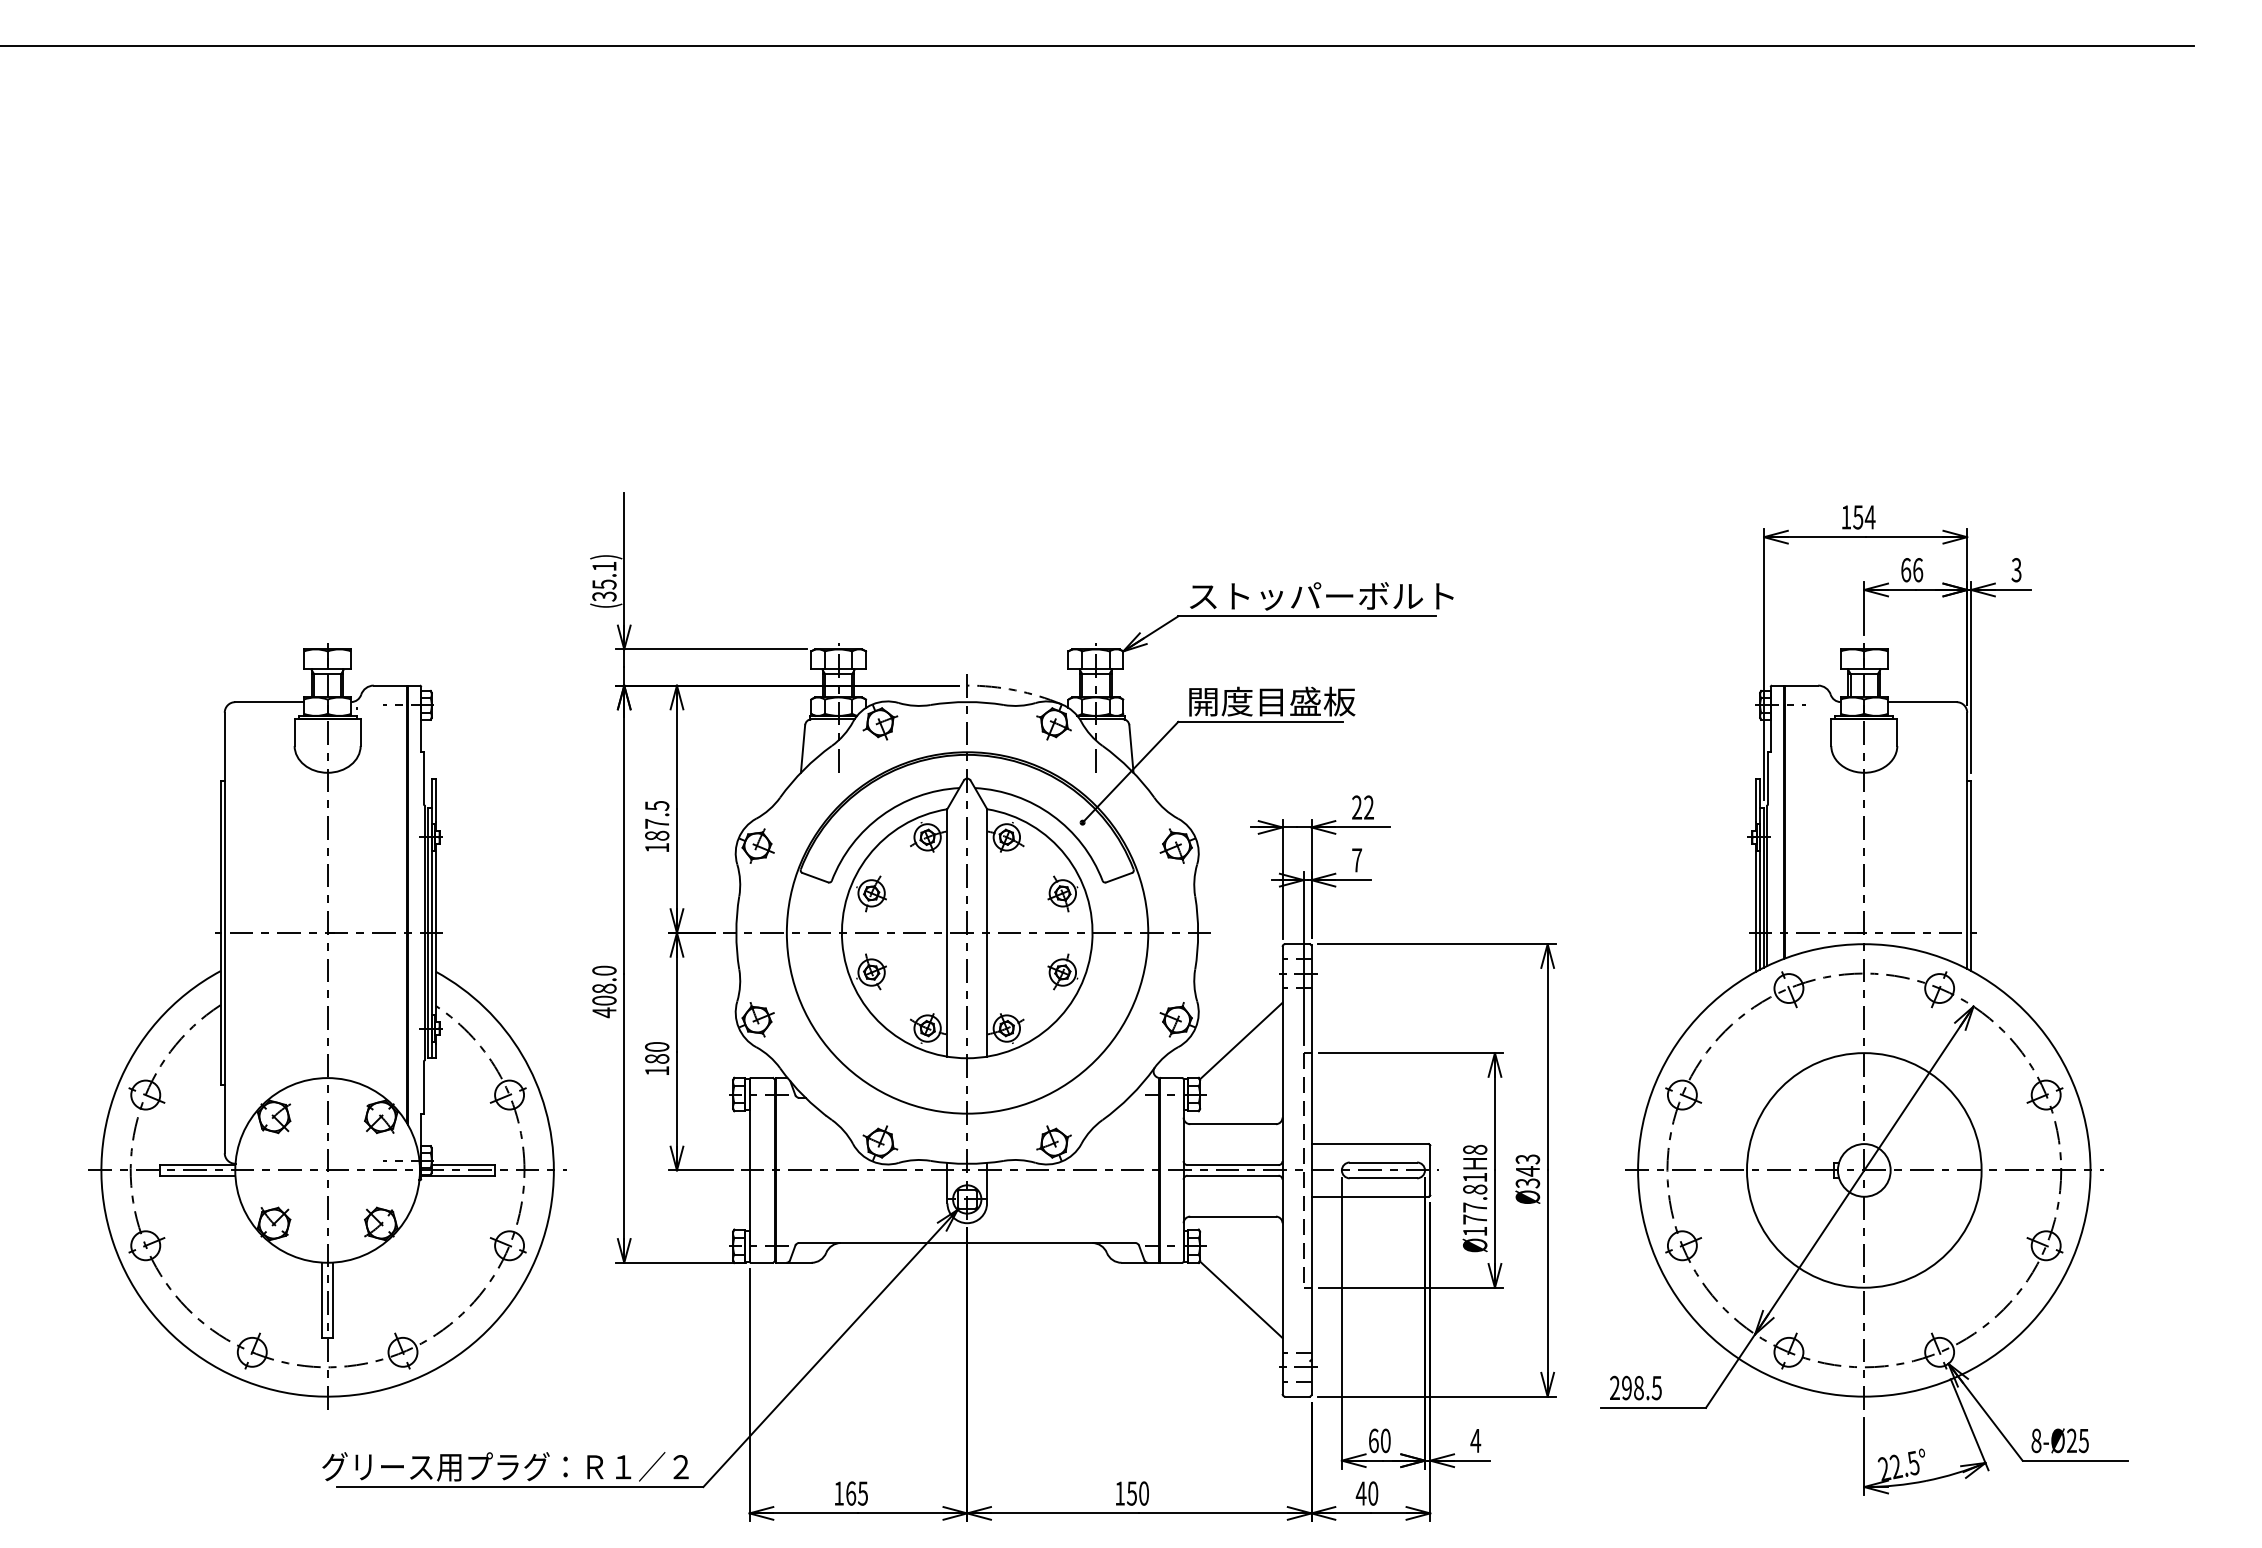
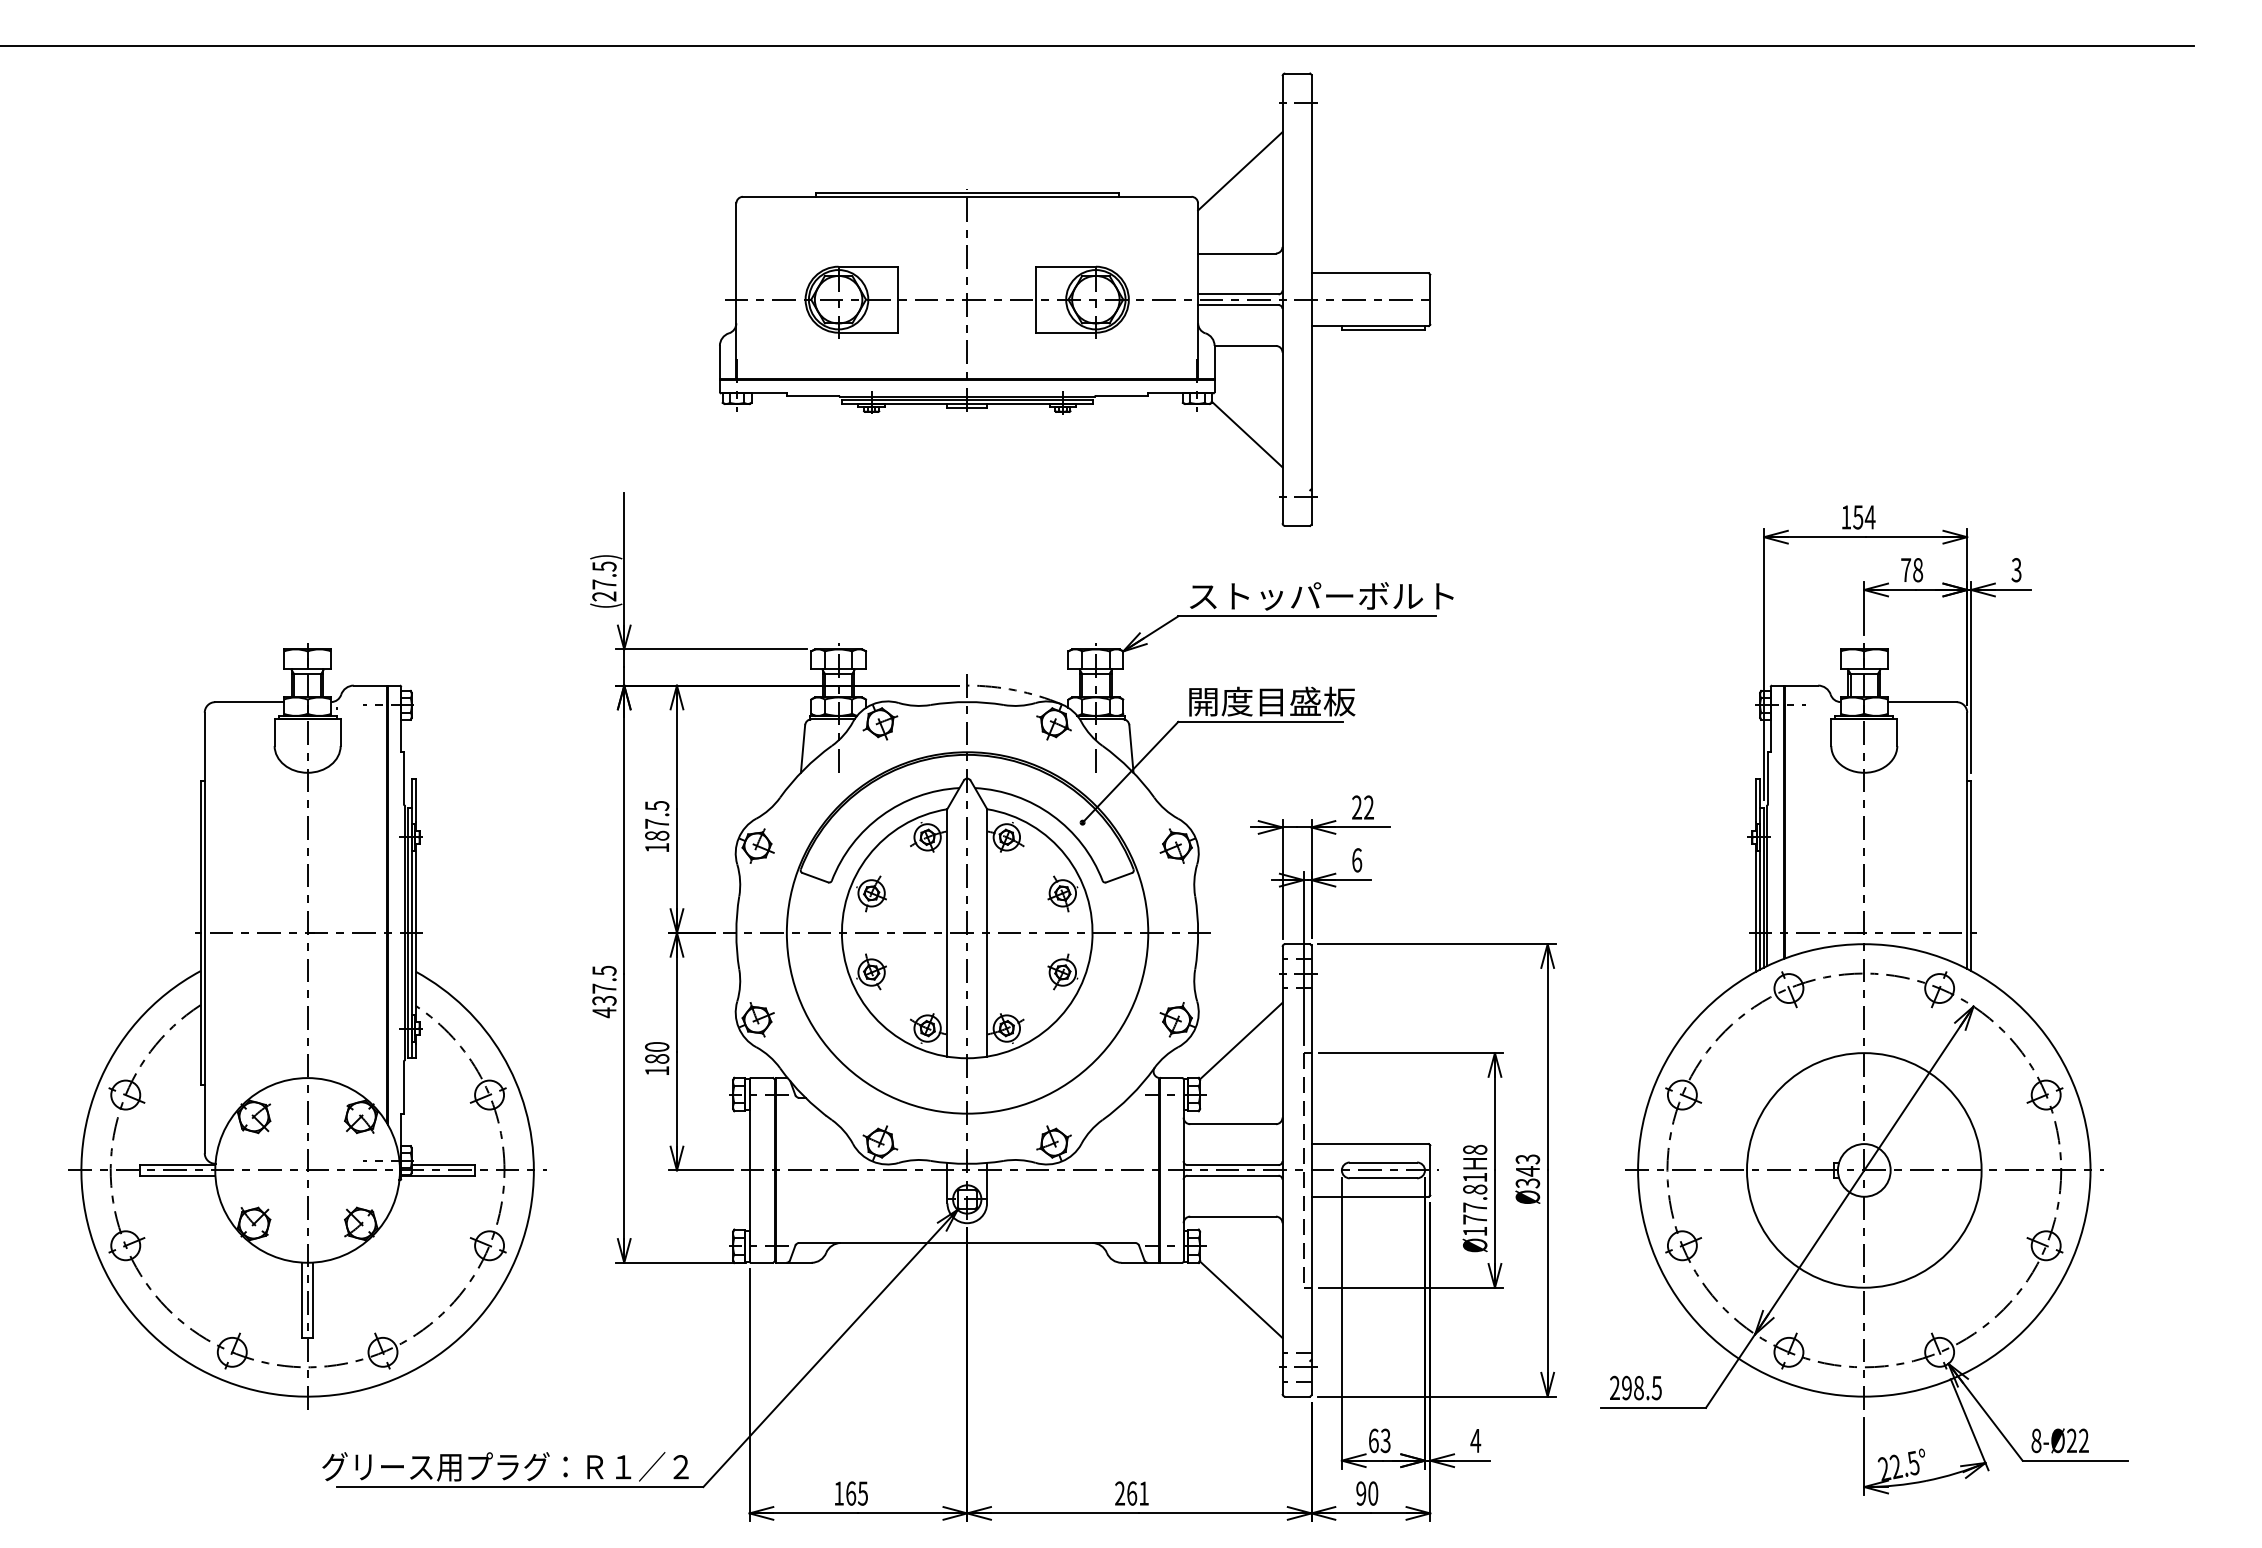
part: none -> present (1075, 299)
text: 66 -> 78 (1912, 570)
text: (35.1) -> (27.5) (604, 581)
text: 7 -> 6 (1357, 860)
text: 408.0 -> 437.5 (604, 985)
part position: (327, 1026) -> (307, 1026) (307, 1026)
text: 60 -> 63 (1385, 1440)
text: 8-Ø25 -> 8-Ø22 (2083, 1440)
text: 150 -> 261 (1131, 1493)
text: 40 -> 90 (1360, 1493)
